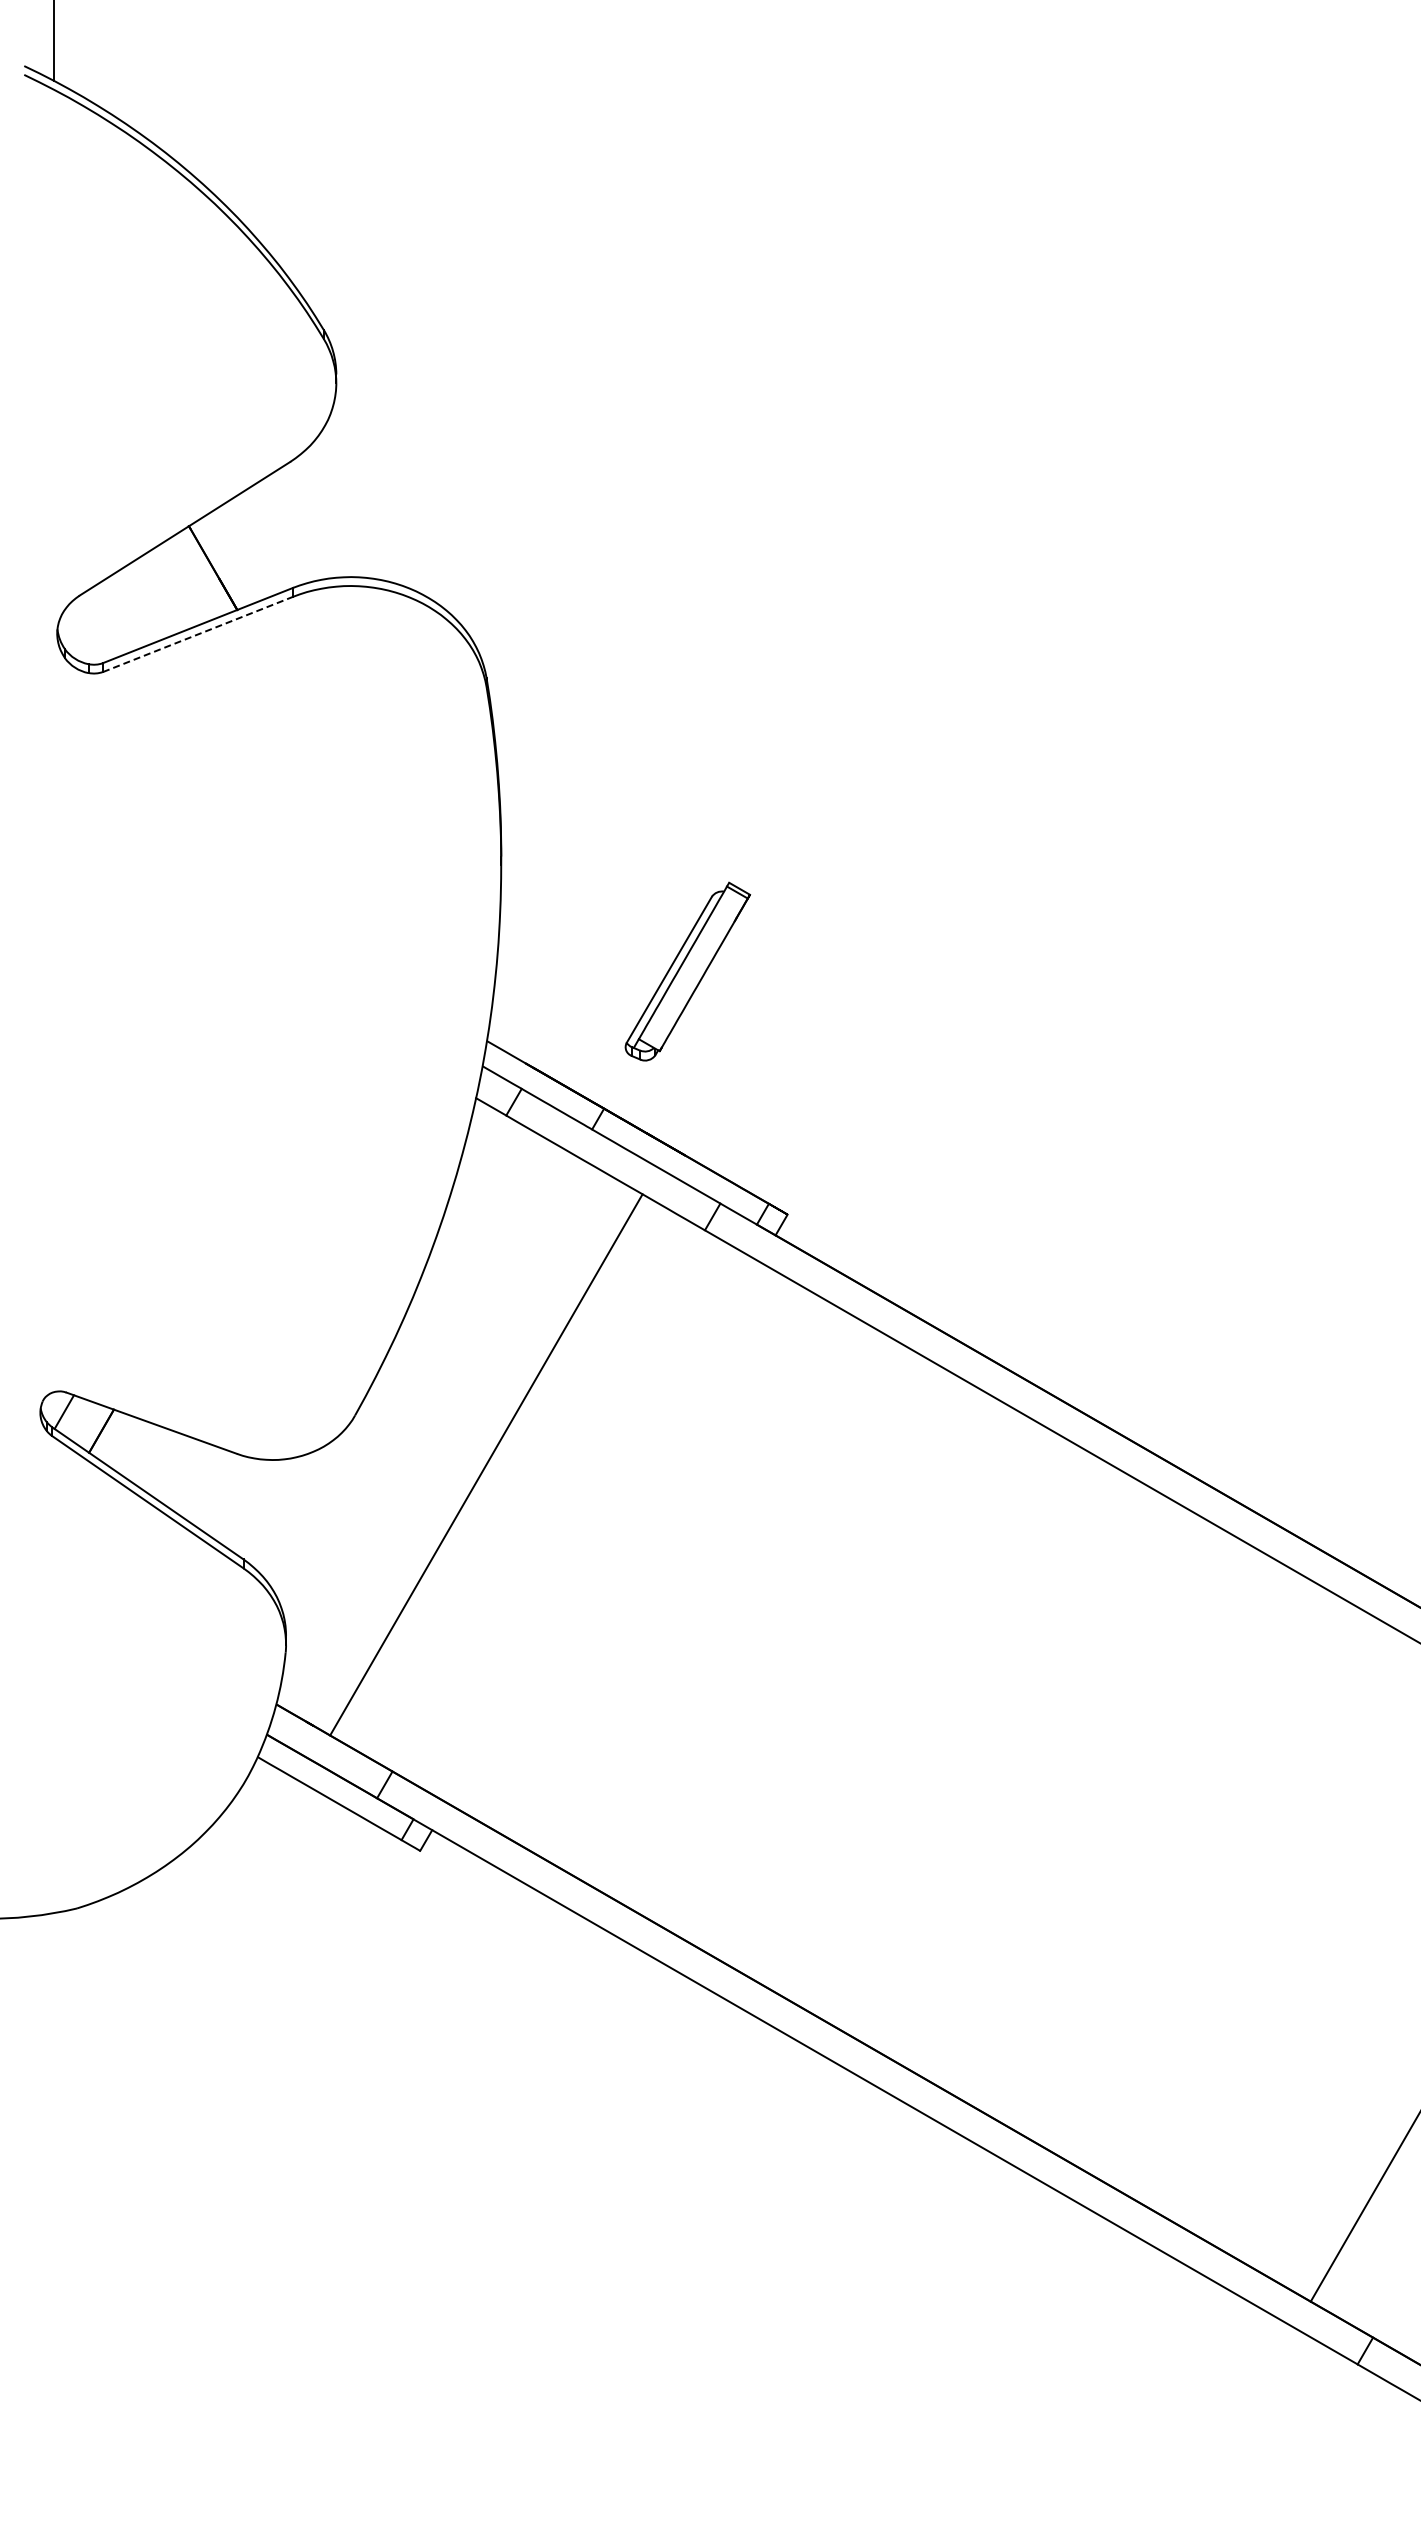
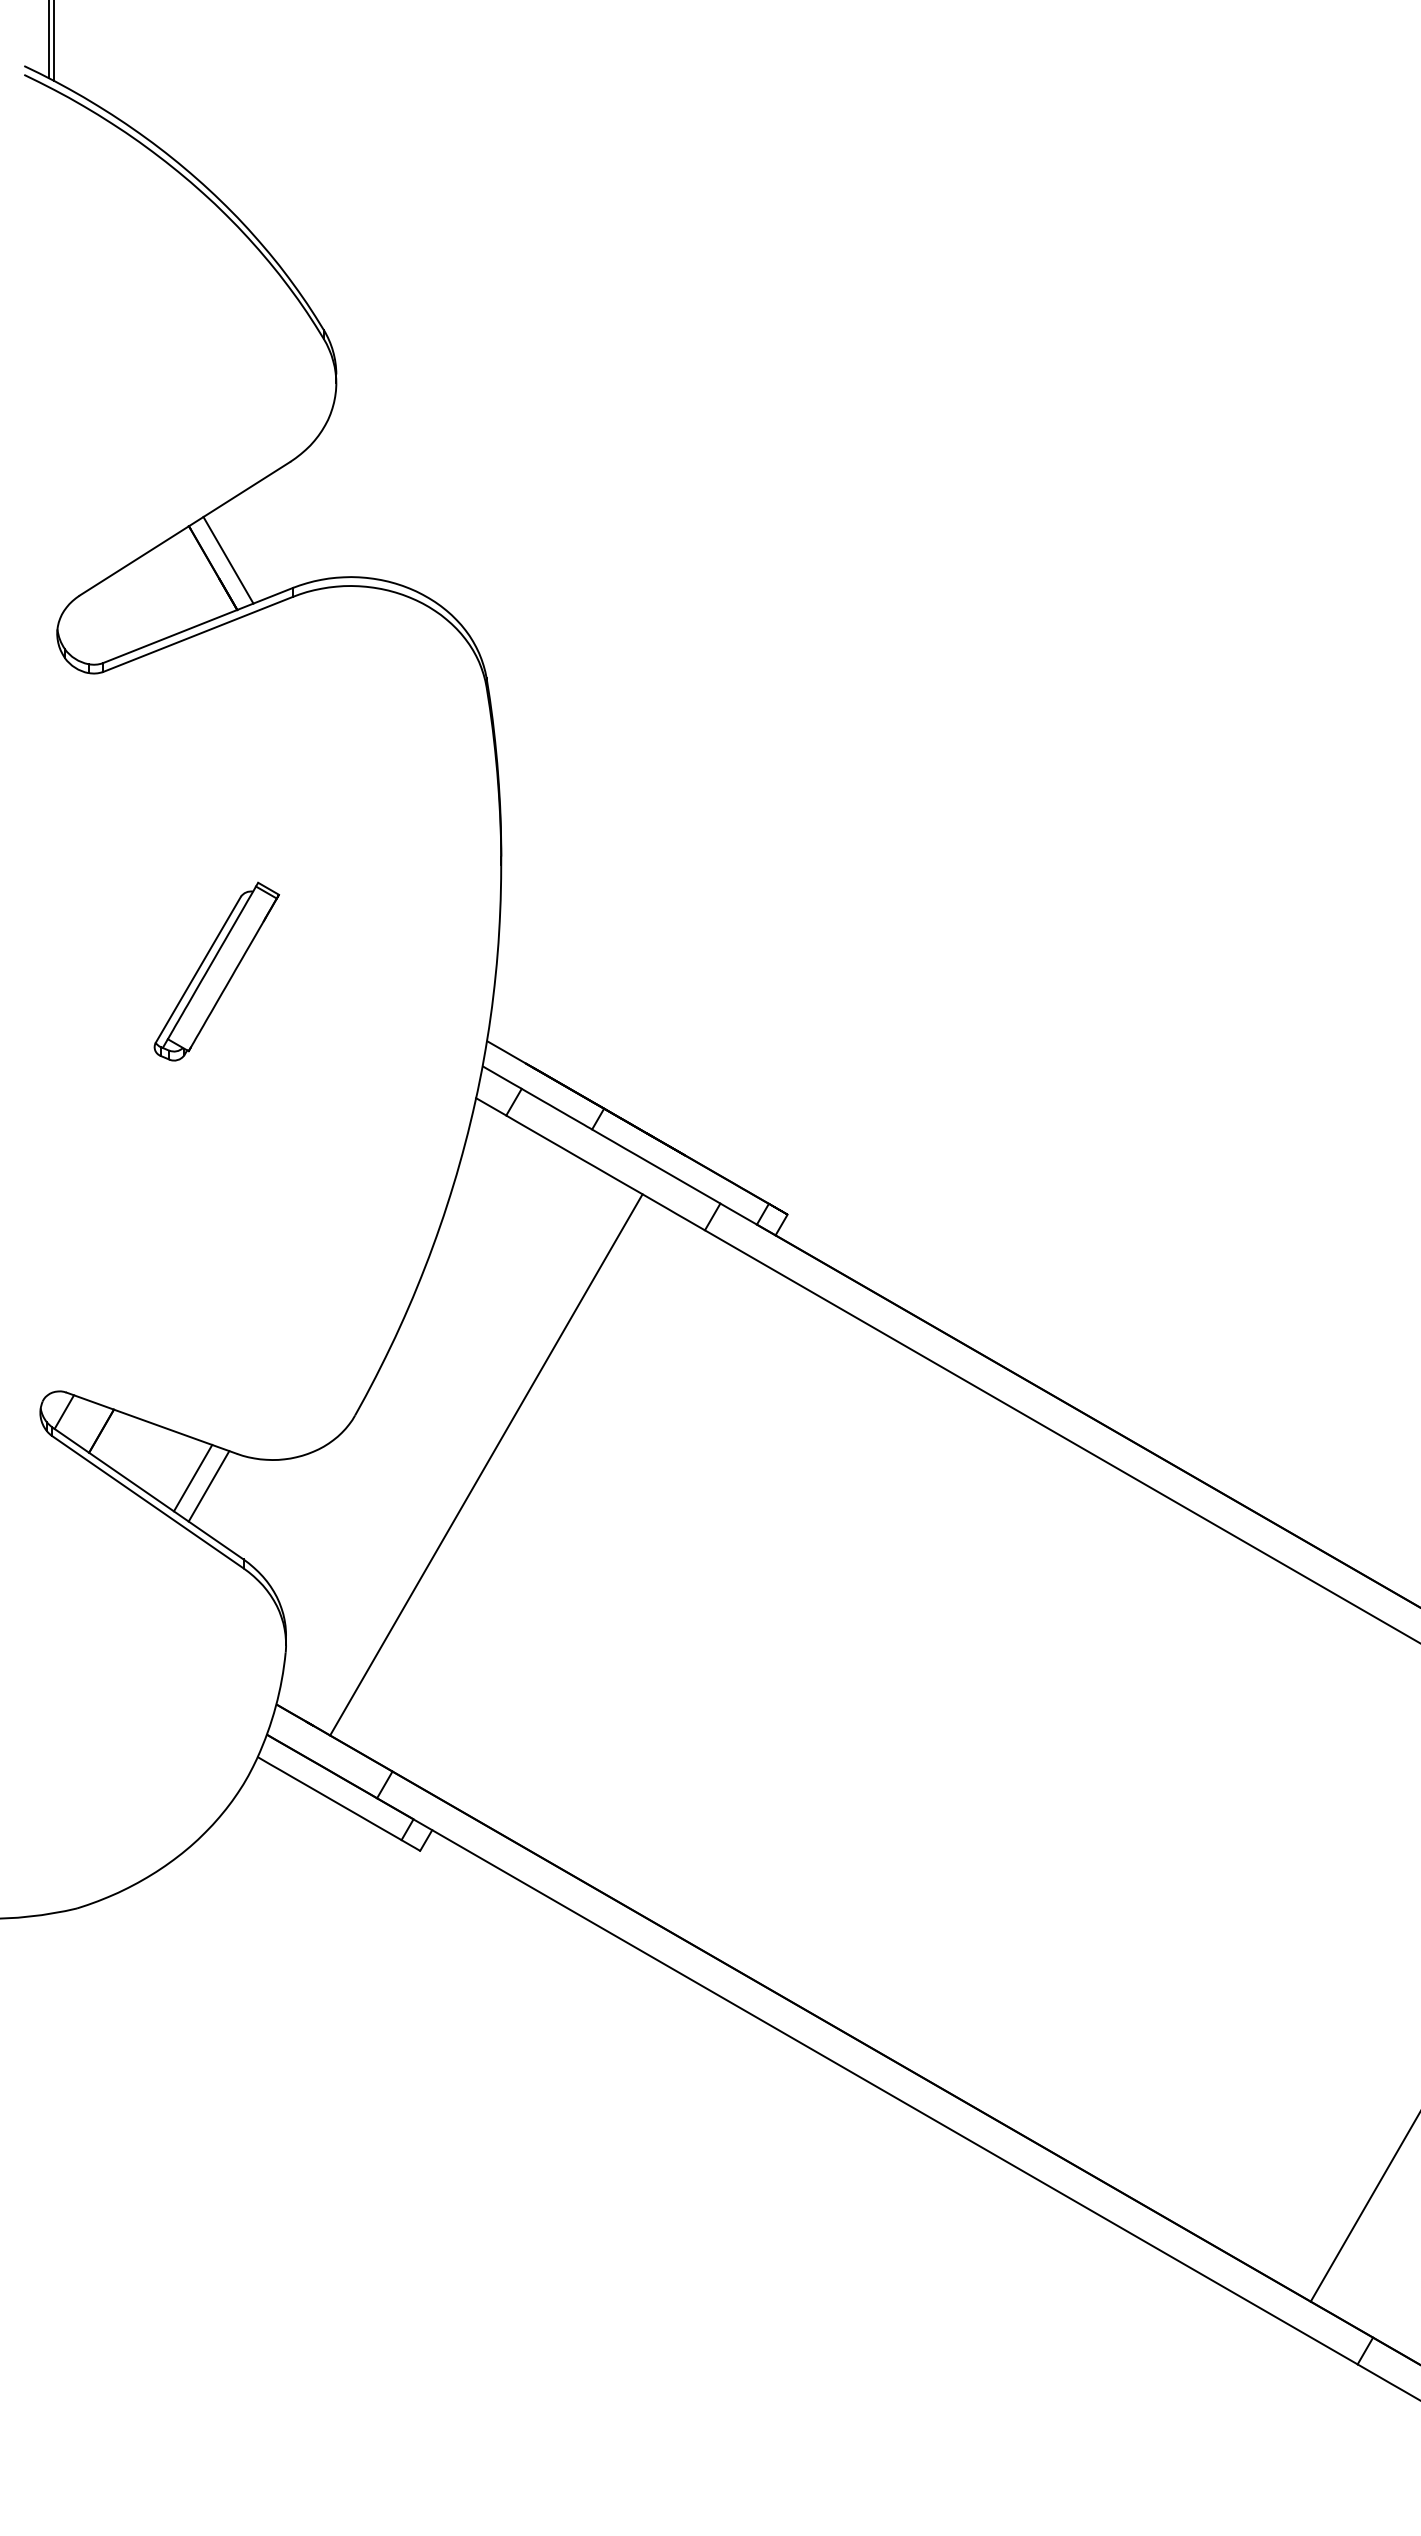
line: none -> present (48, 40)
line: none -> present (228, 560)
line: dashed -> solid (198, 634)
part position: (687, 971) -> (216, 971) (216, 971)
line: none -> present (192, 1477)
line: none -> present (208, 1486)
